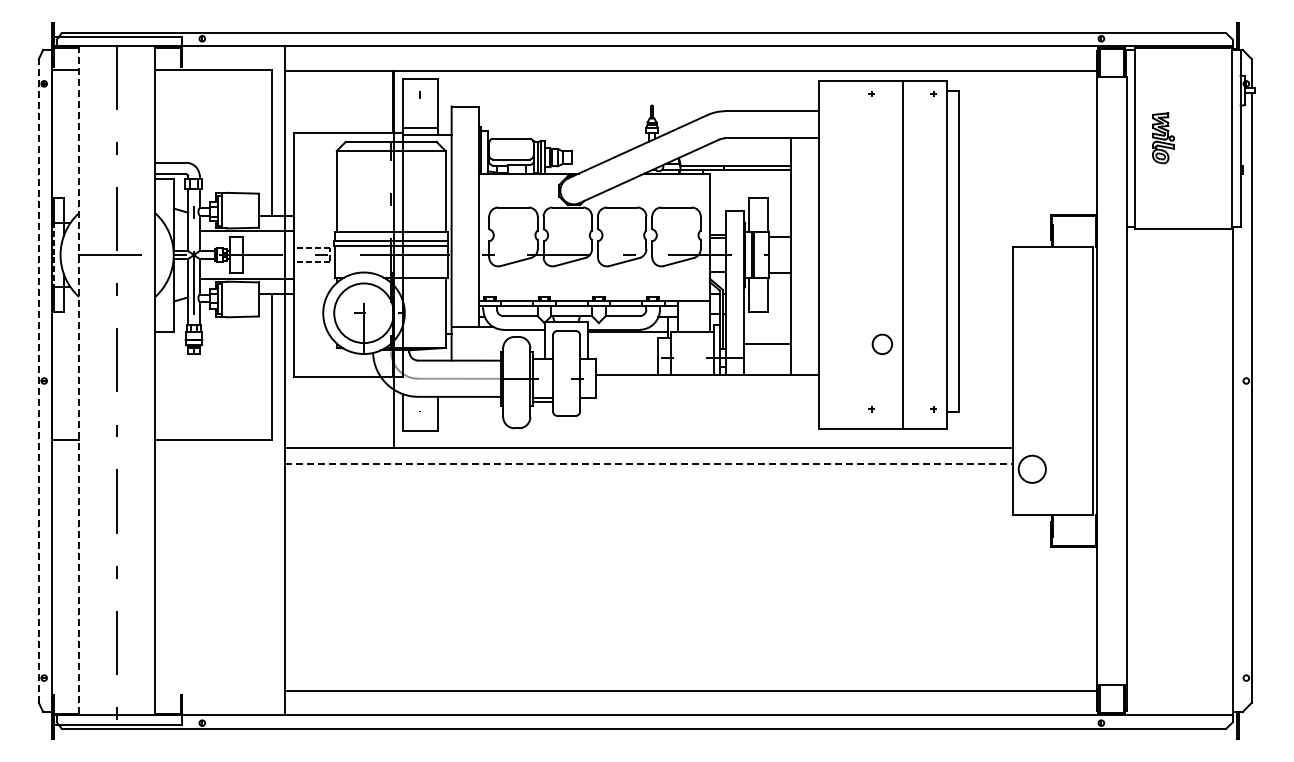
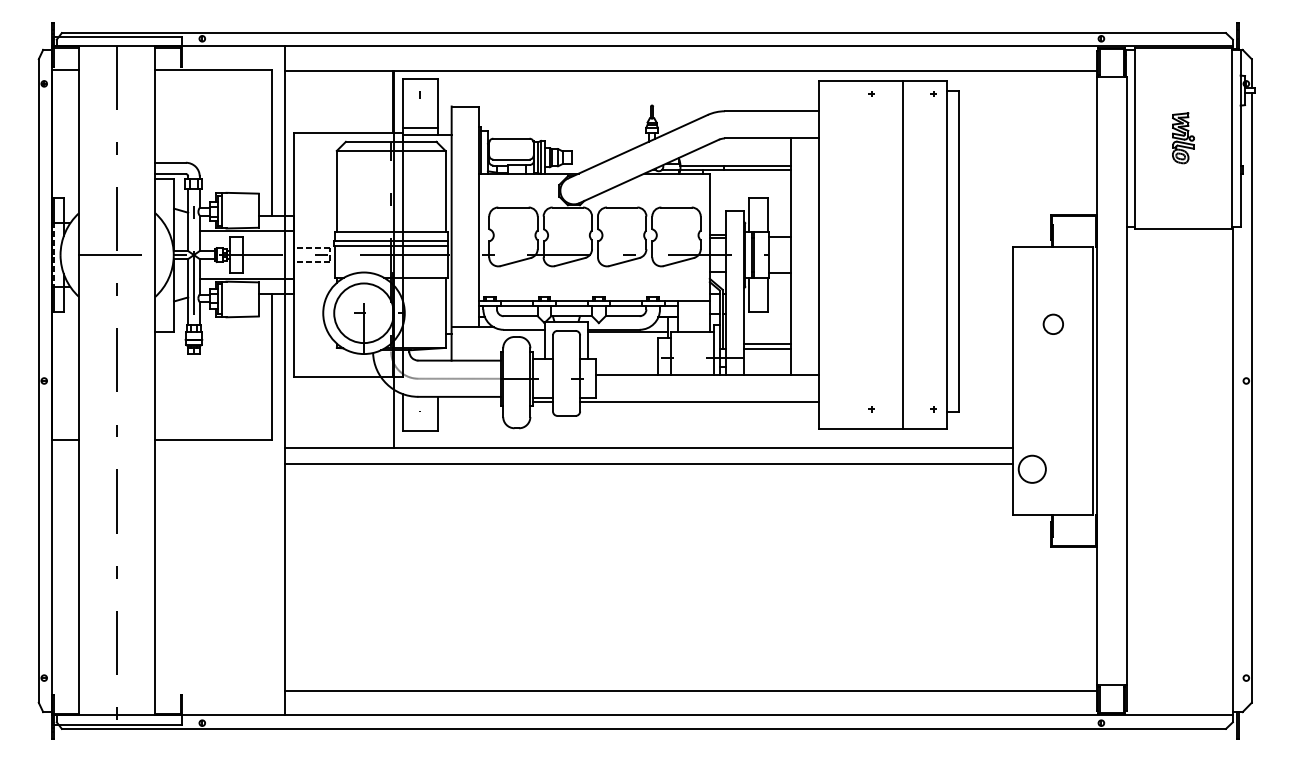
part position: (1163, 138) -> (1183, 138) (1183, 138)
circle position: (881, 343) -> (1052, 323) (1052, 323)
line: none -> present (767, 349)
line: dashed -> solid (38, 381)
line: dashed -> solid (79, 381)
line: none -> present (699, 402)
line: dashed -> solid (648, 463)
